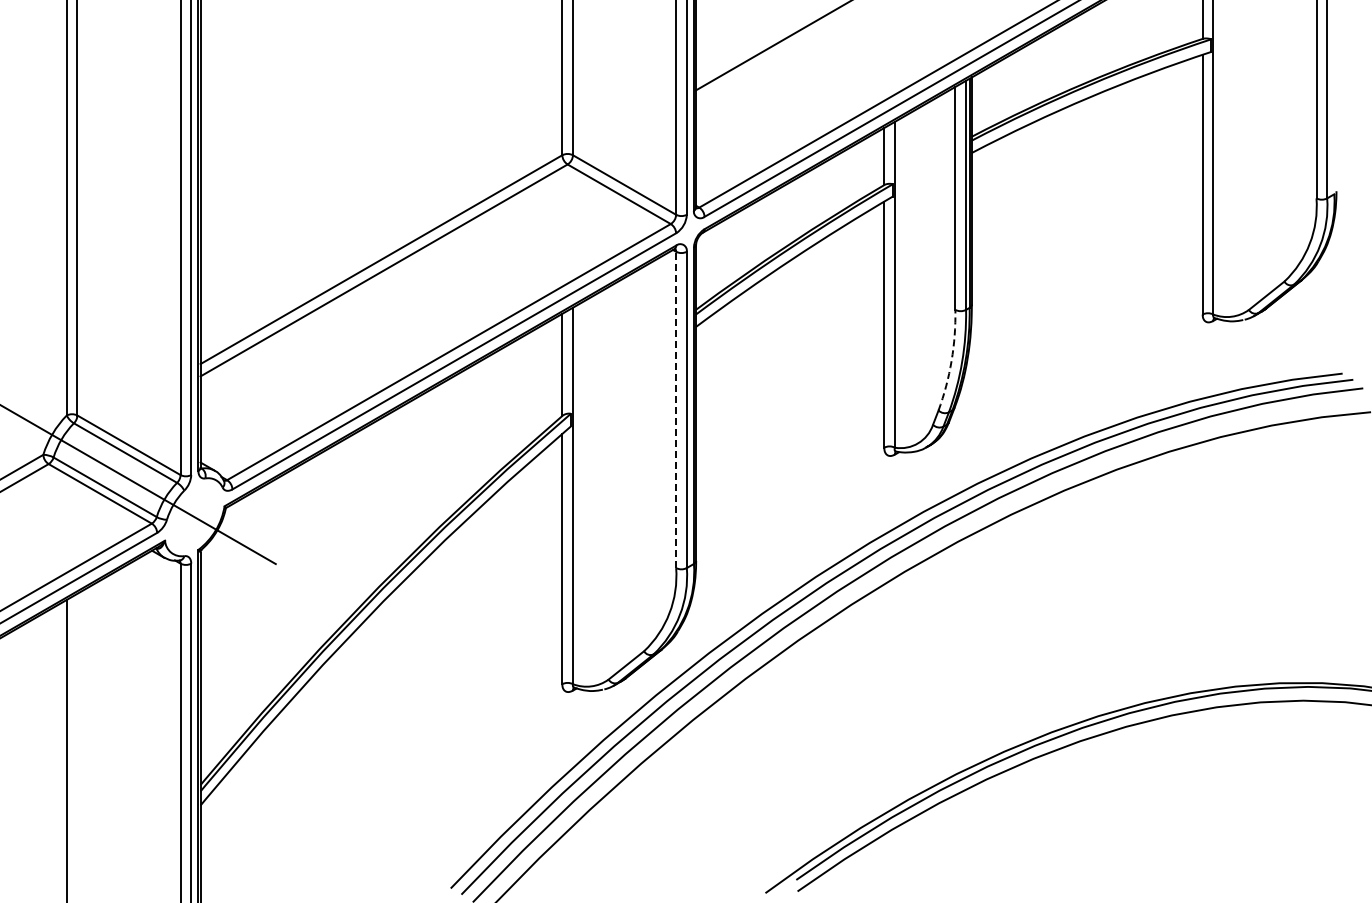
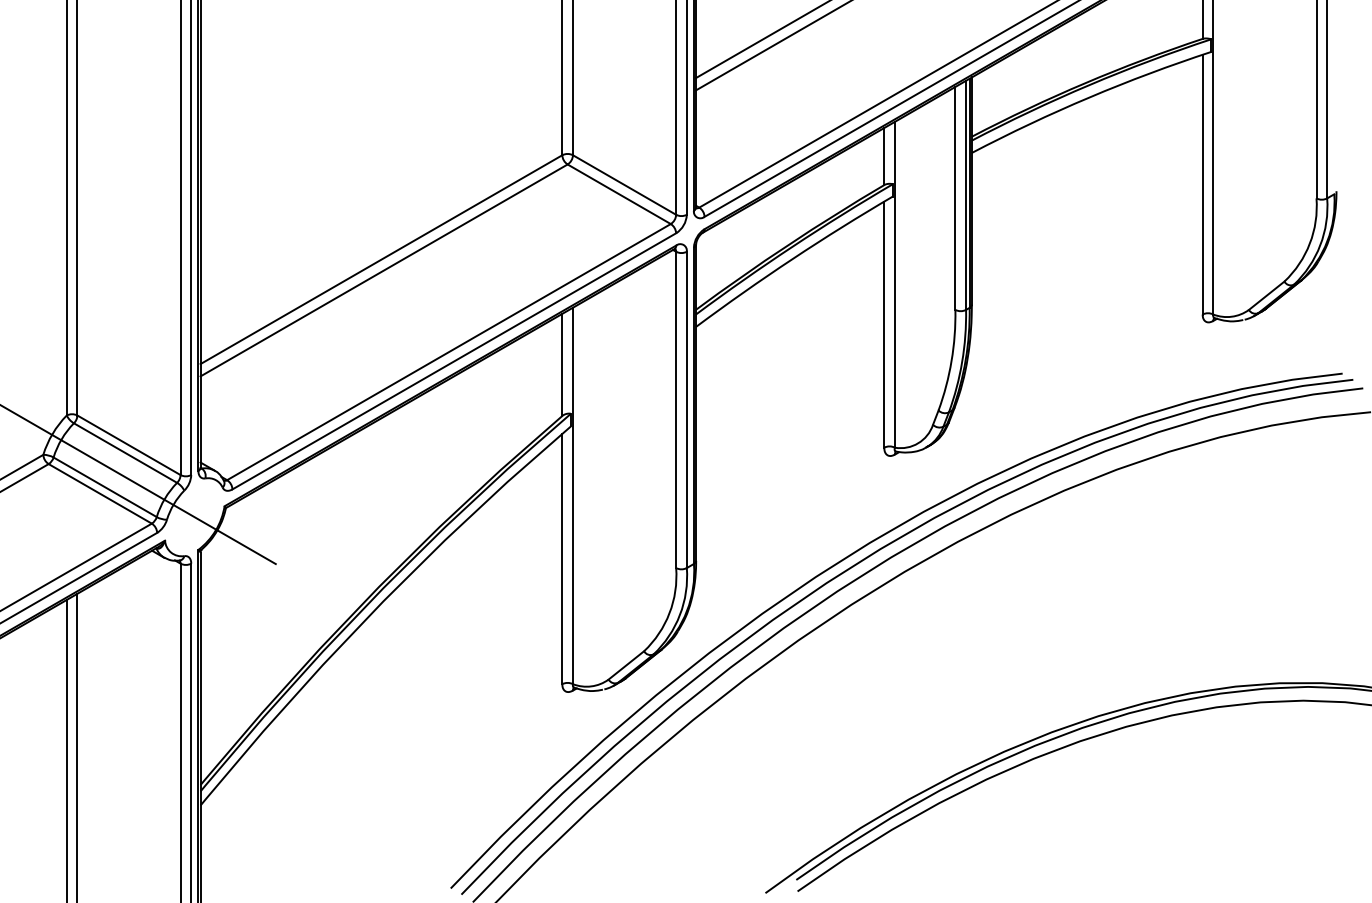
line: none -> present (761, 39)
arc: dashed -> solid (951, 360)
line: dashed -> solid (676, 409)
line: none -> present (77, 746)
